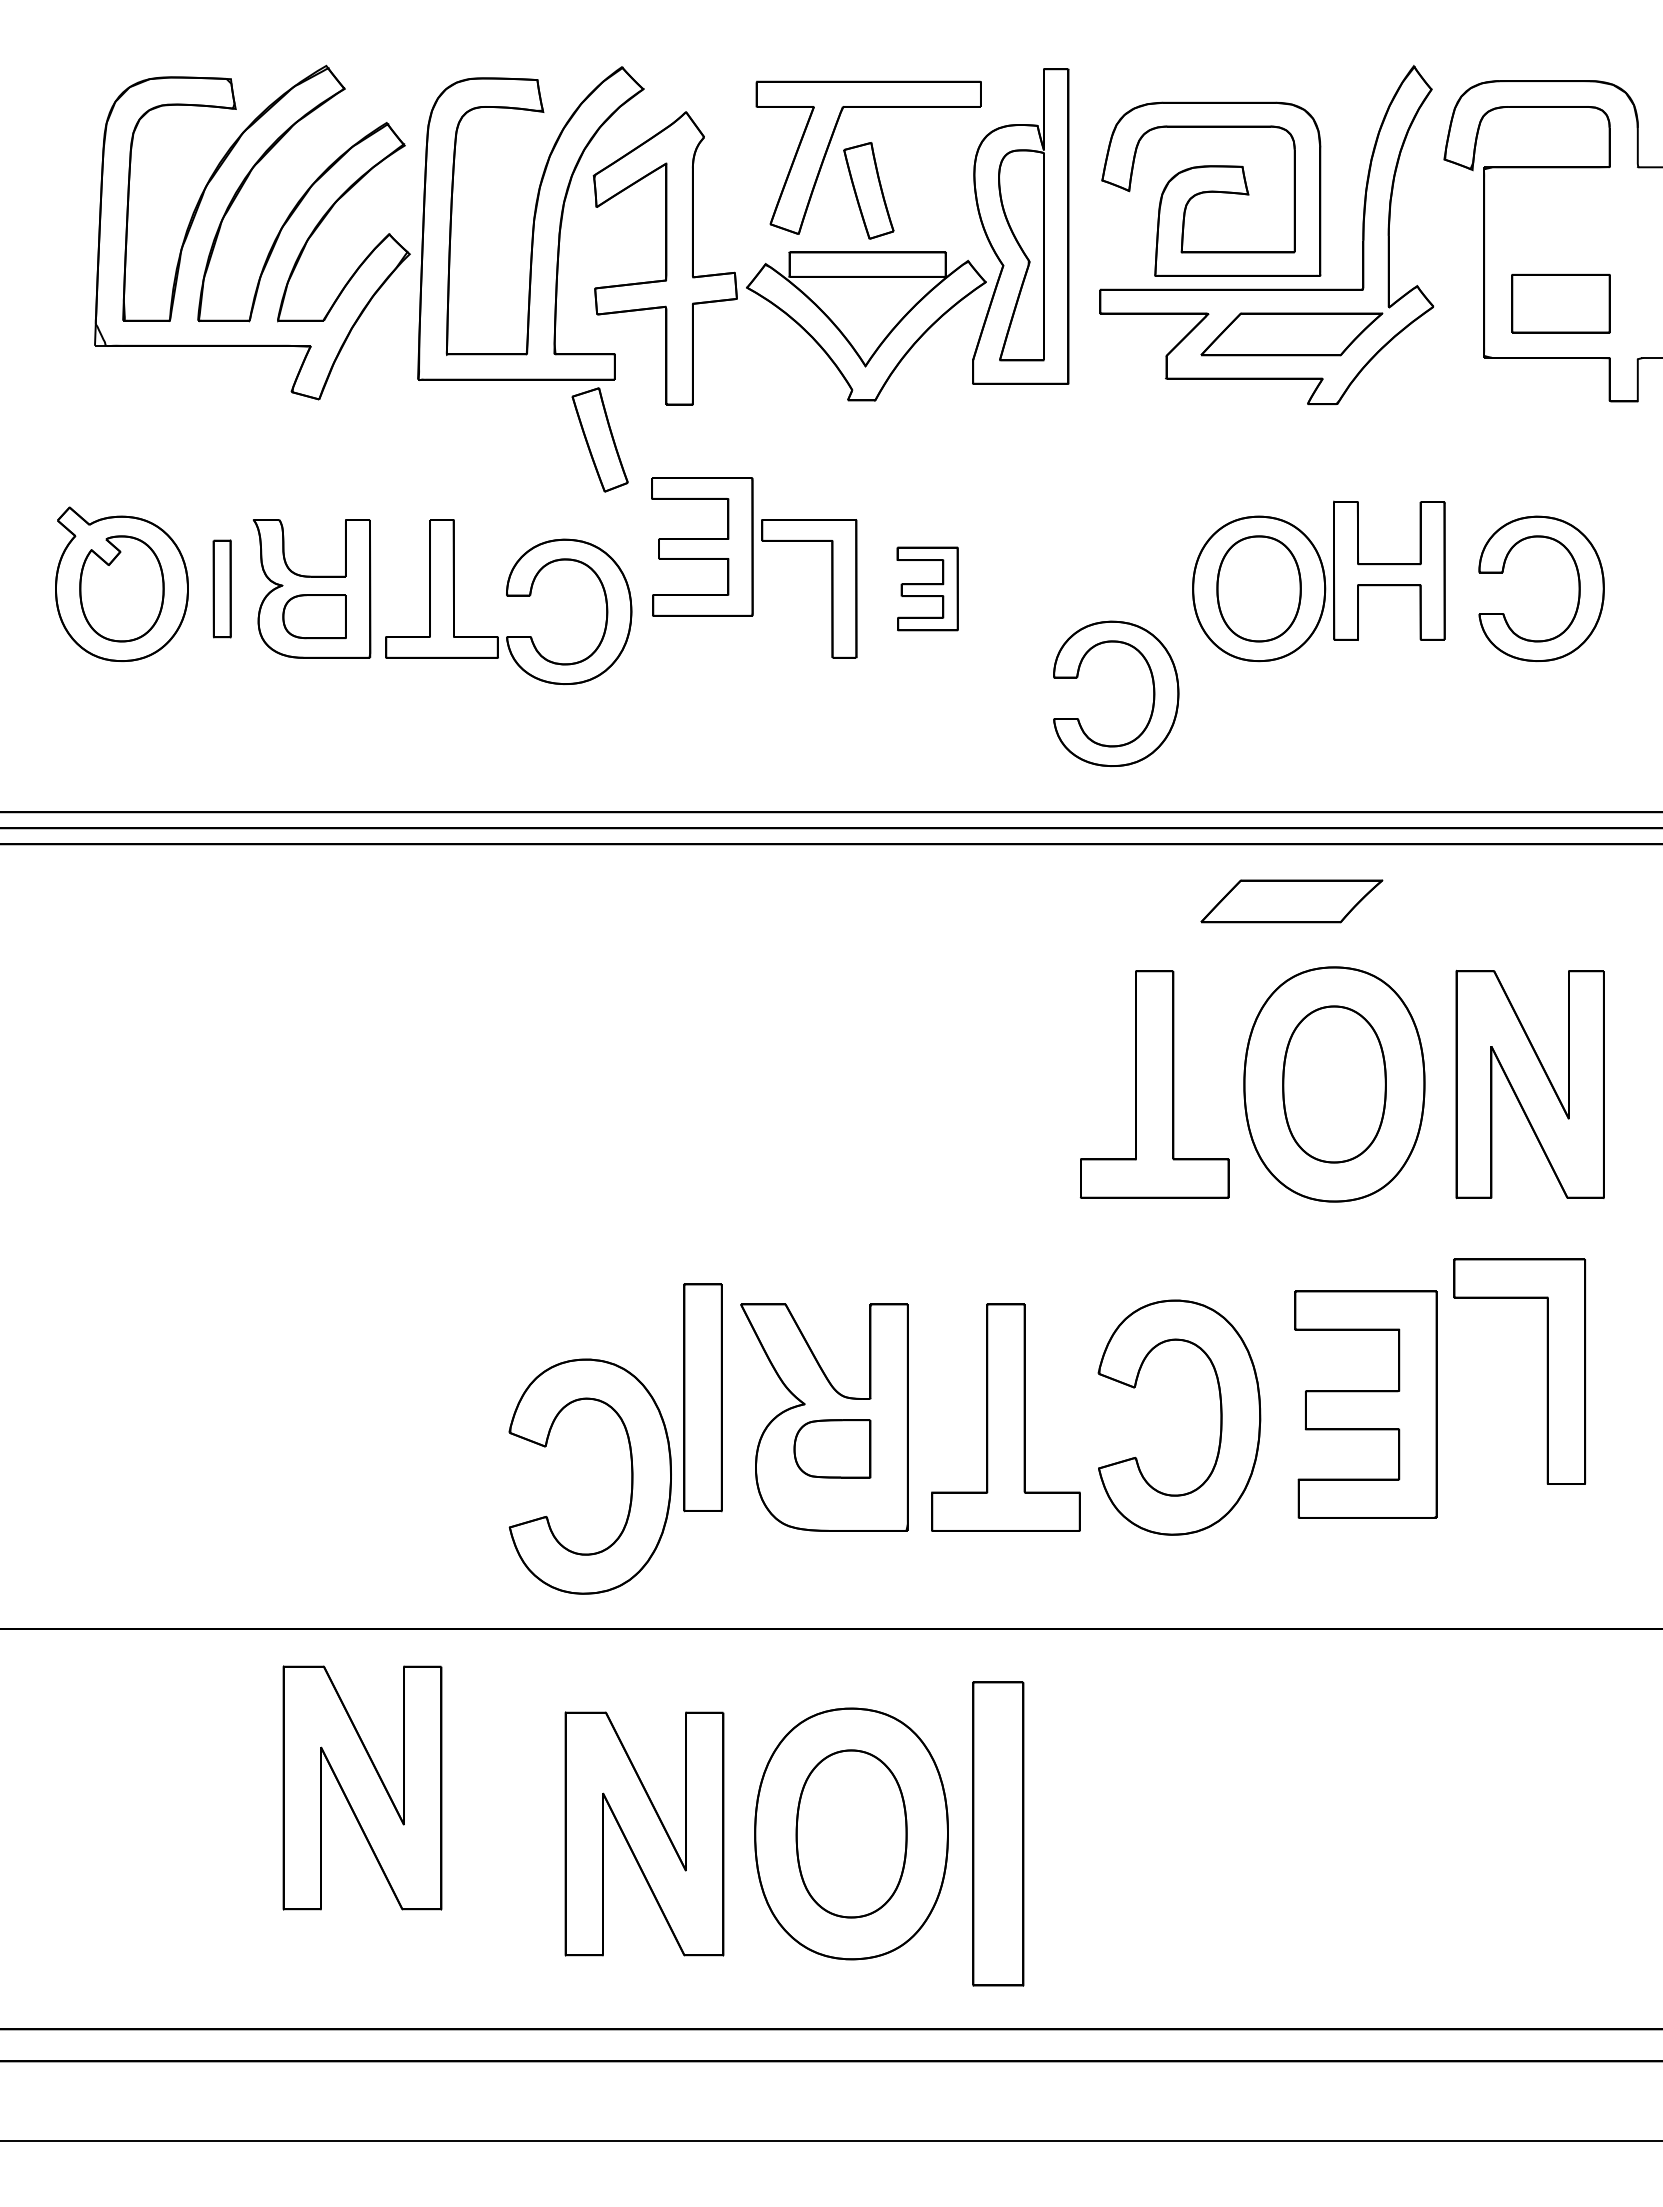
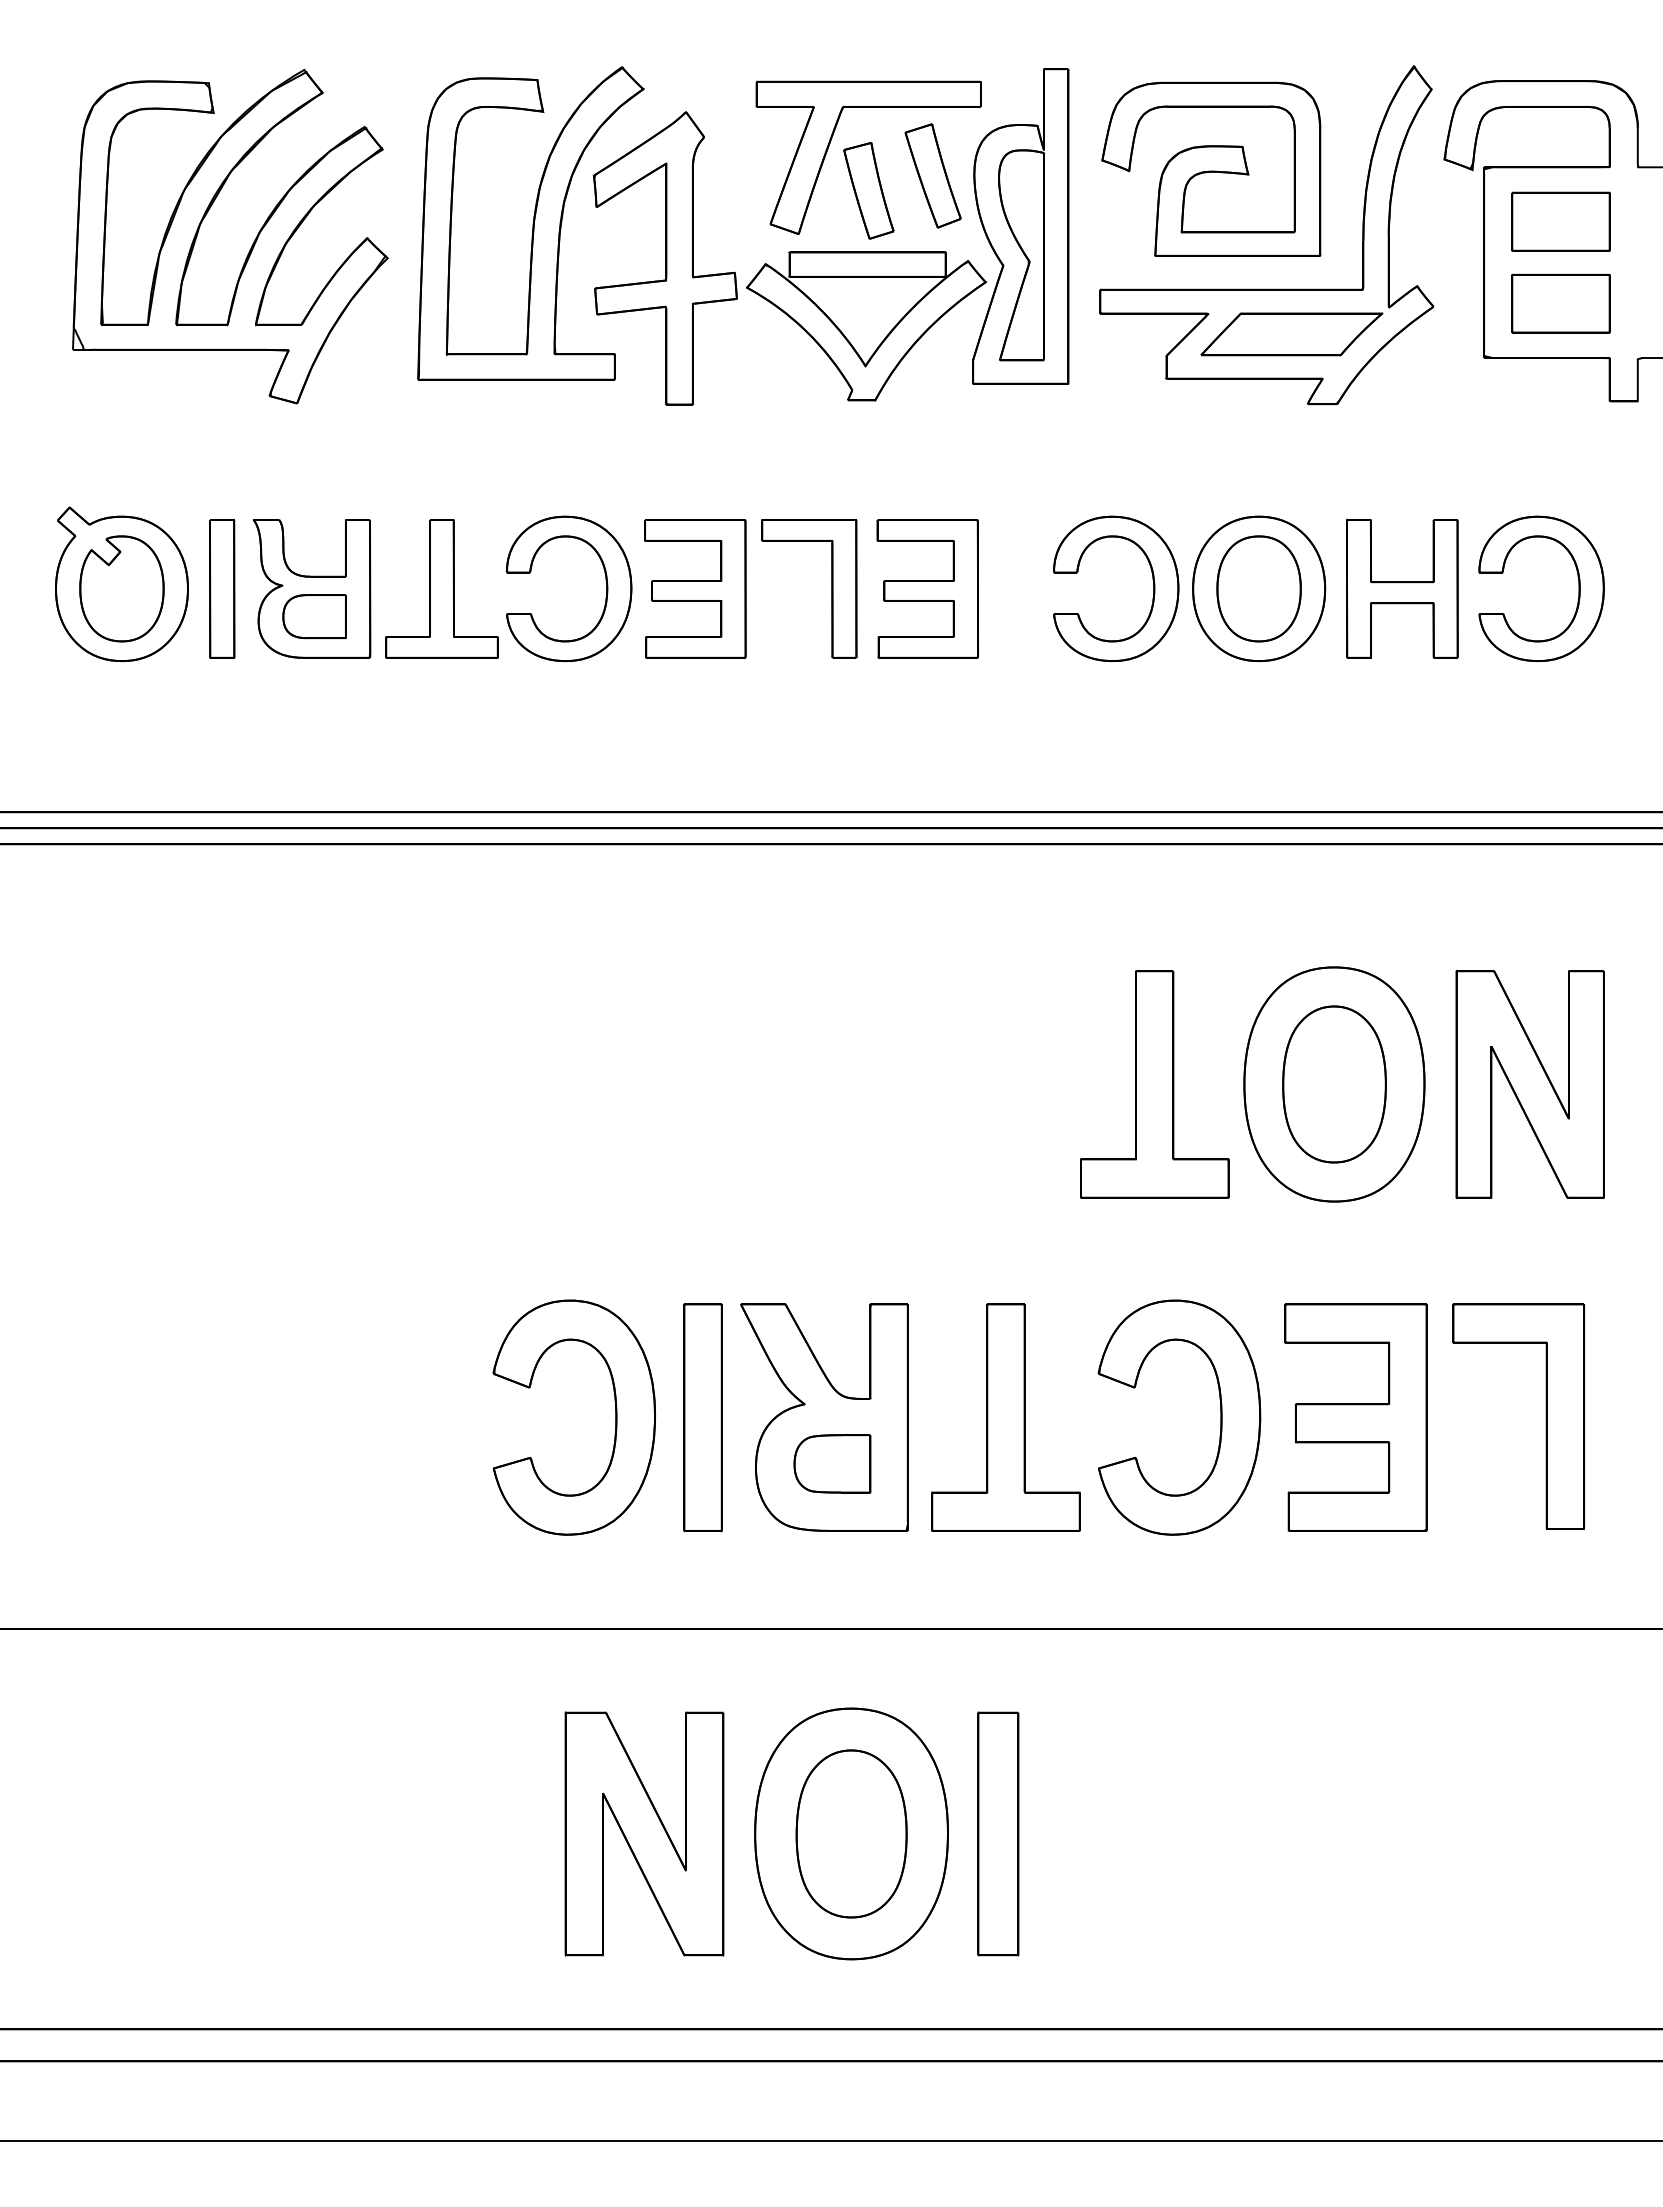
part position: (1211, 188) -> (1211, 168) (1211, 168)
part: none -> present (1560, 221)
part position: (272, 243) -> (250, 247) (250, 247)
part position: (599, 439) -> (932, 175) (932, 175)
part position: (702, 546) -> (695, 588) (695, 588)
part position: (1389, 570) -> (1402, 588) (1402, 588)
part size: 20x100 px -> 27x142 px (222, 588)
part size: 63x86 px -> 103x140 px (927, 588)
part position: (605, 603) -> (605, 580) (605, 580)
part position: (1152, 685) -> (1152, 580) (1152, 580)
part: present -> none (1291, 901)
part position: (1546, 1371) -> (1545, 1416) (1545, 1416)
part position: (702, 1397) -> (702, 1417) (702, 1417)
part position: (1365, 1404) -> (1355, 1417) (1355, 1417)
part position: (832, 1448) -> (832, 1463) (832, 1463)
part position: (631, 1476) -> (615, 1417) (615, 1417)
part: present -> none (362, 1787)
part size: 53x306 px -> 43x246 px (998, 1833)
